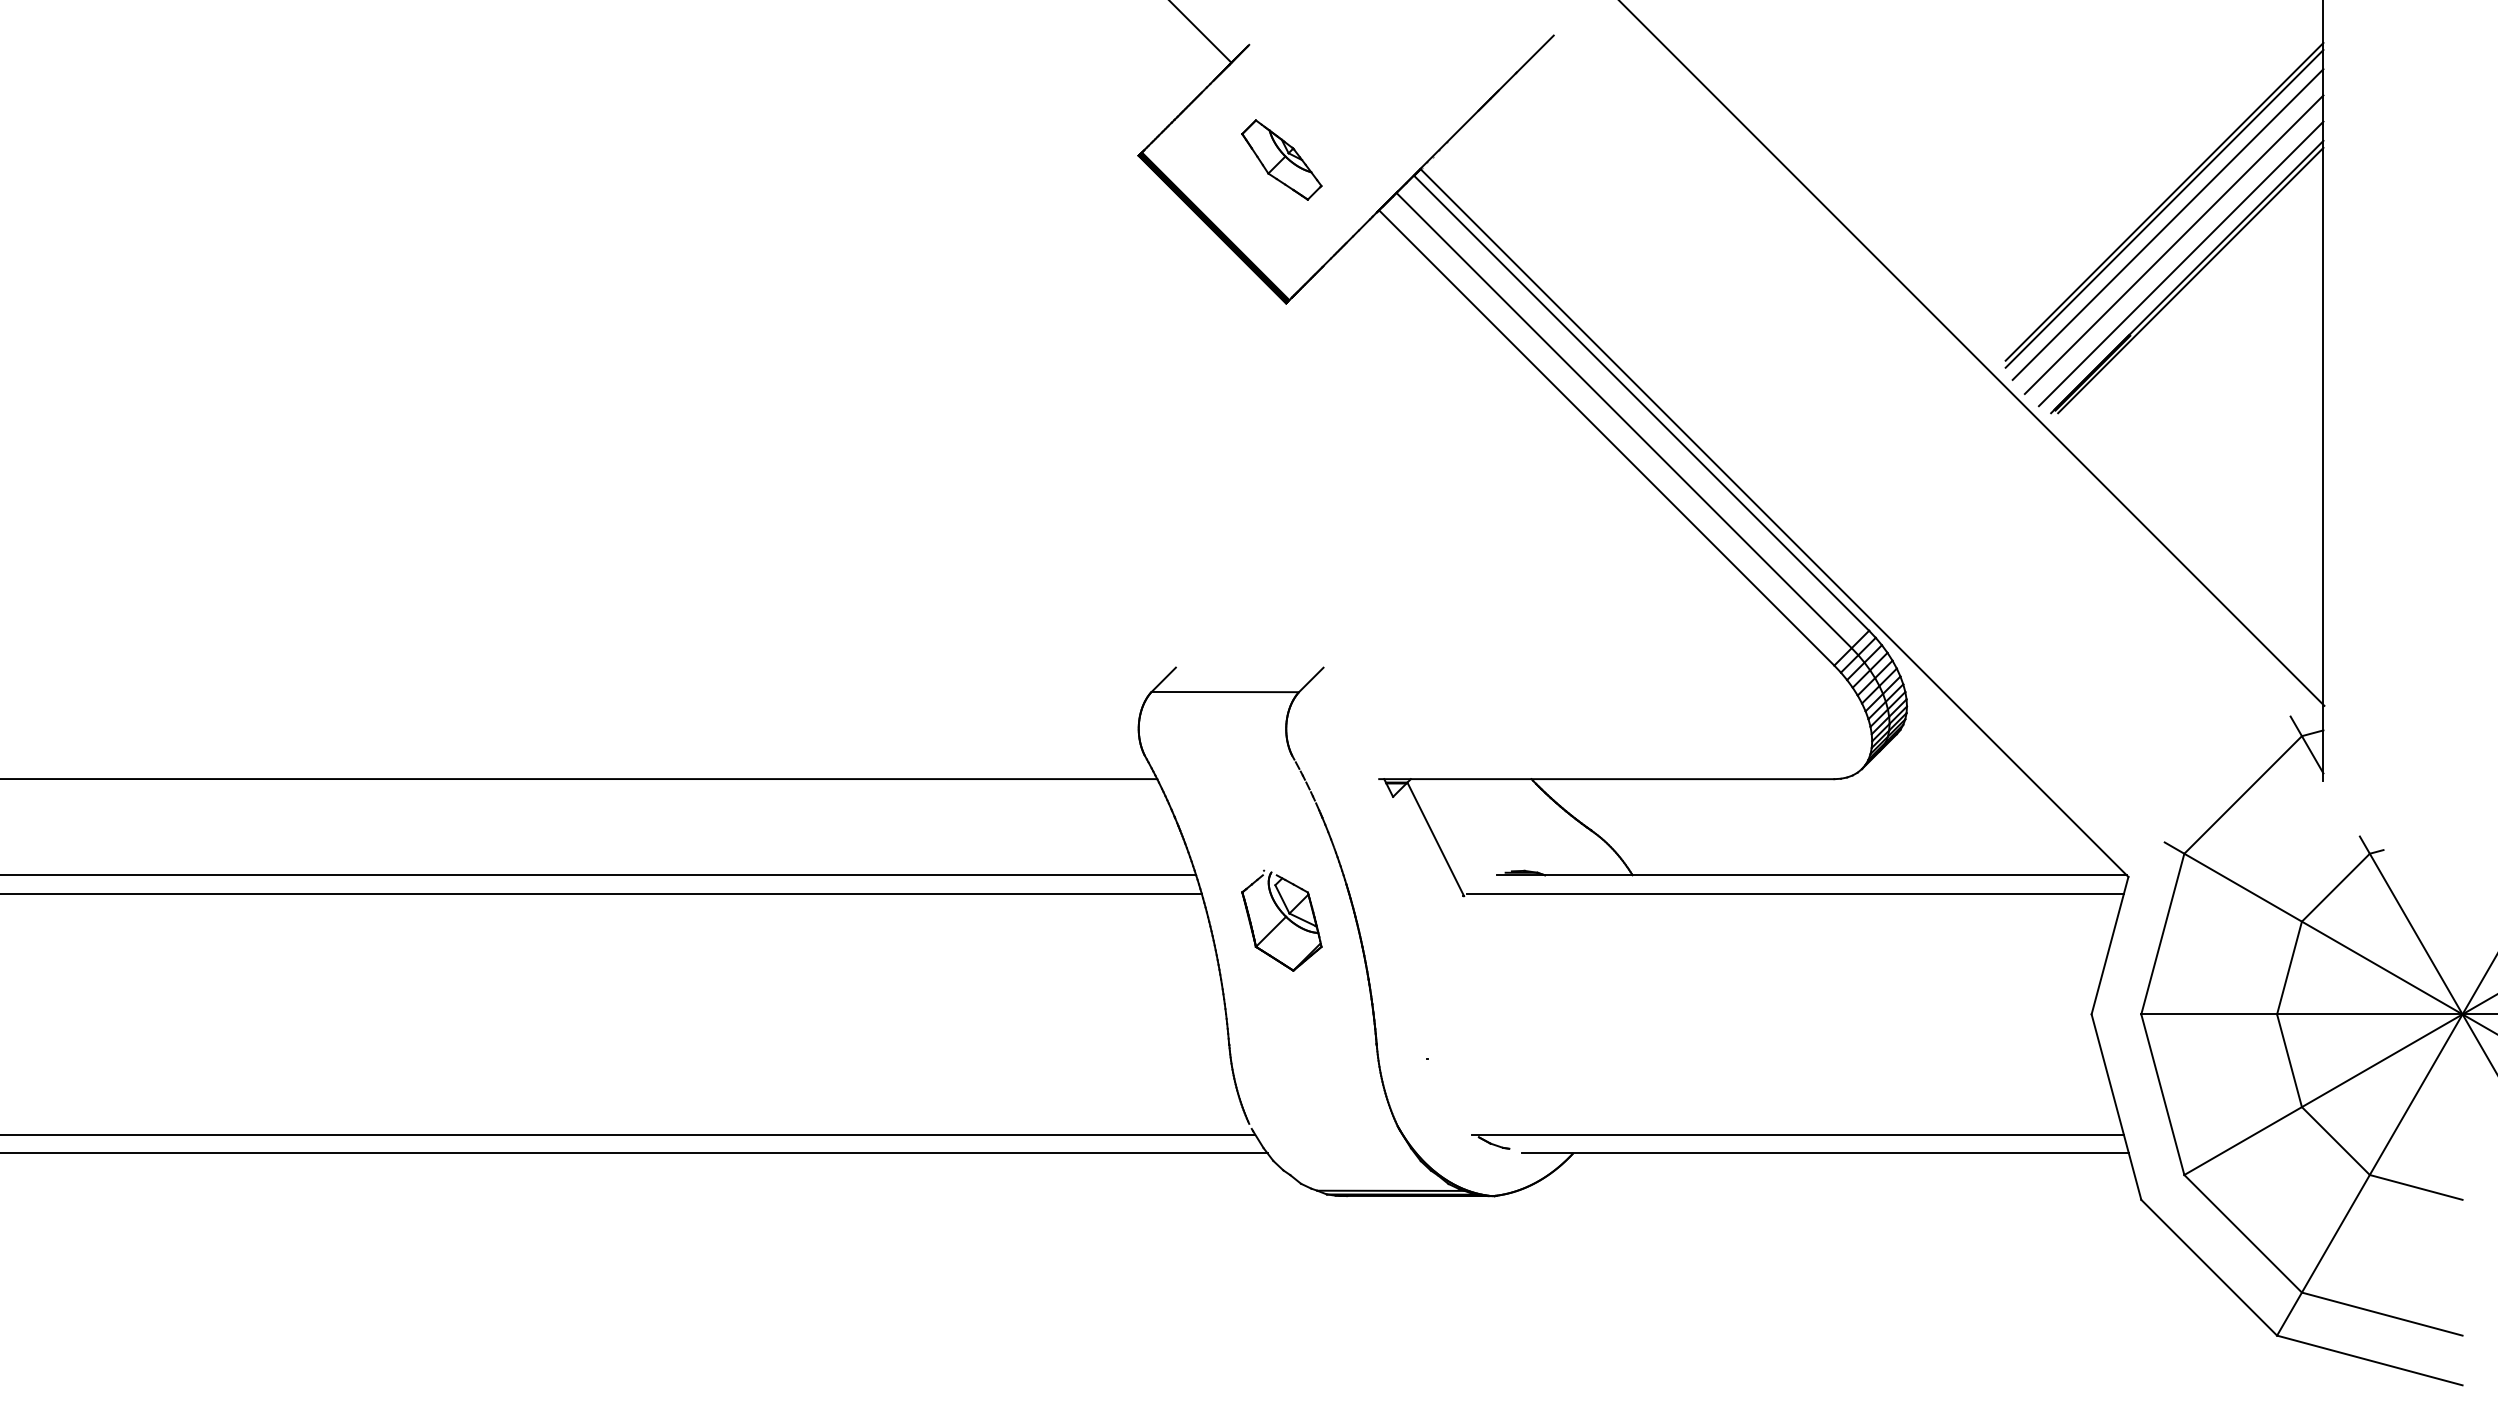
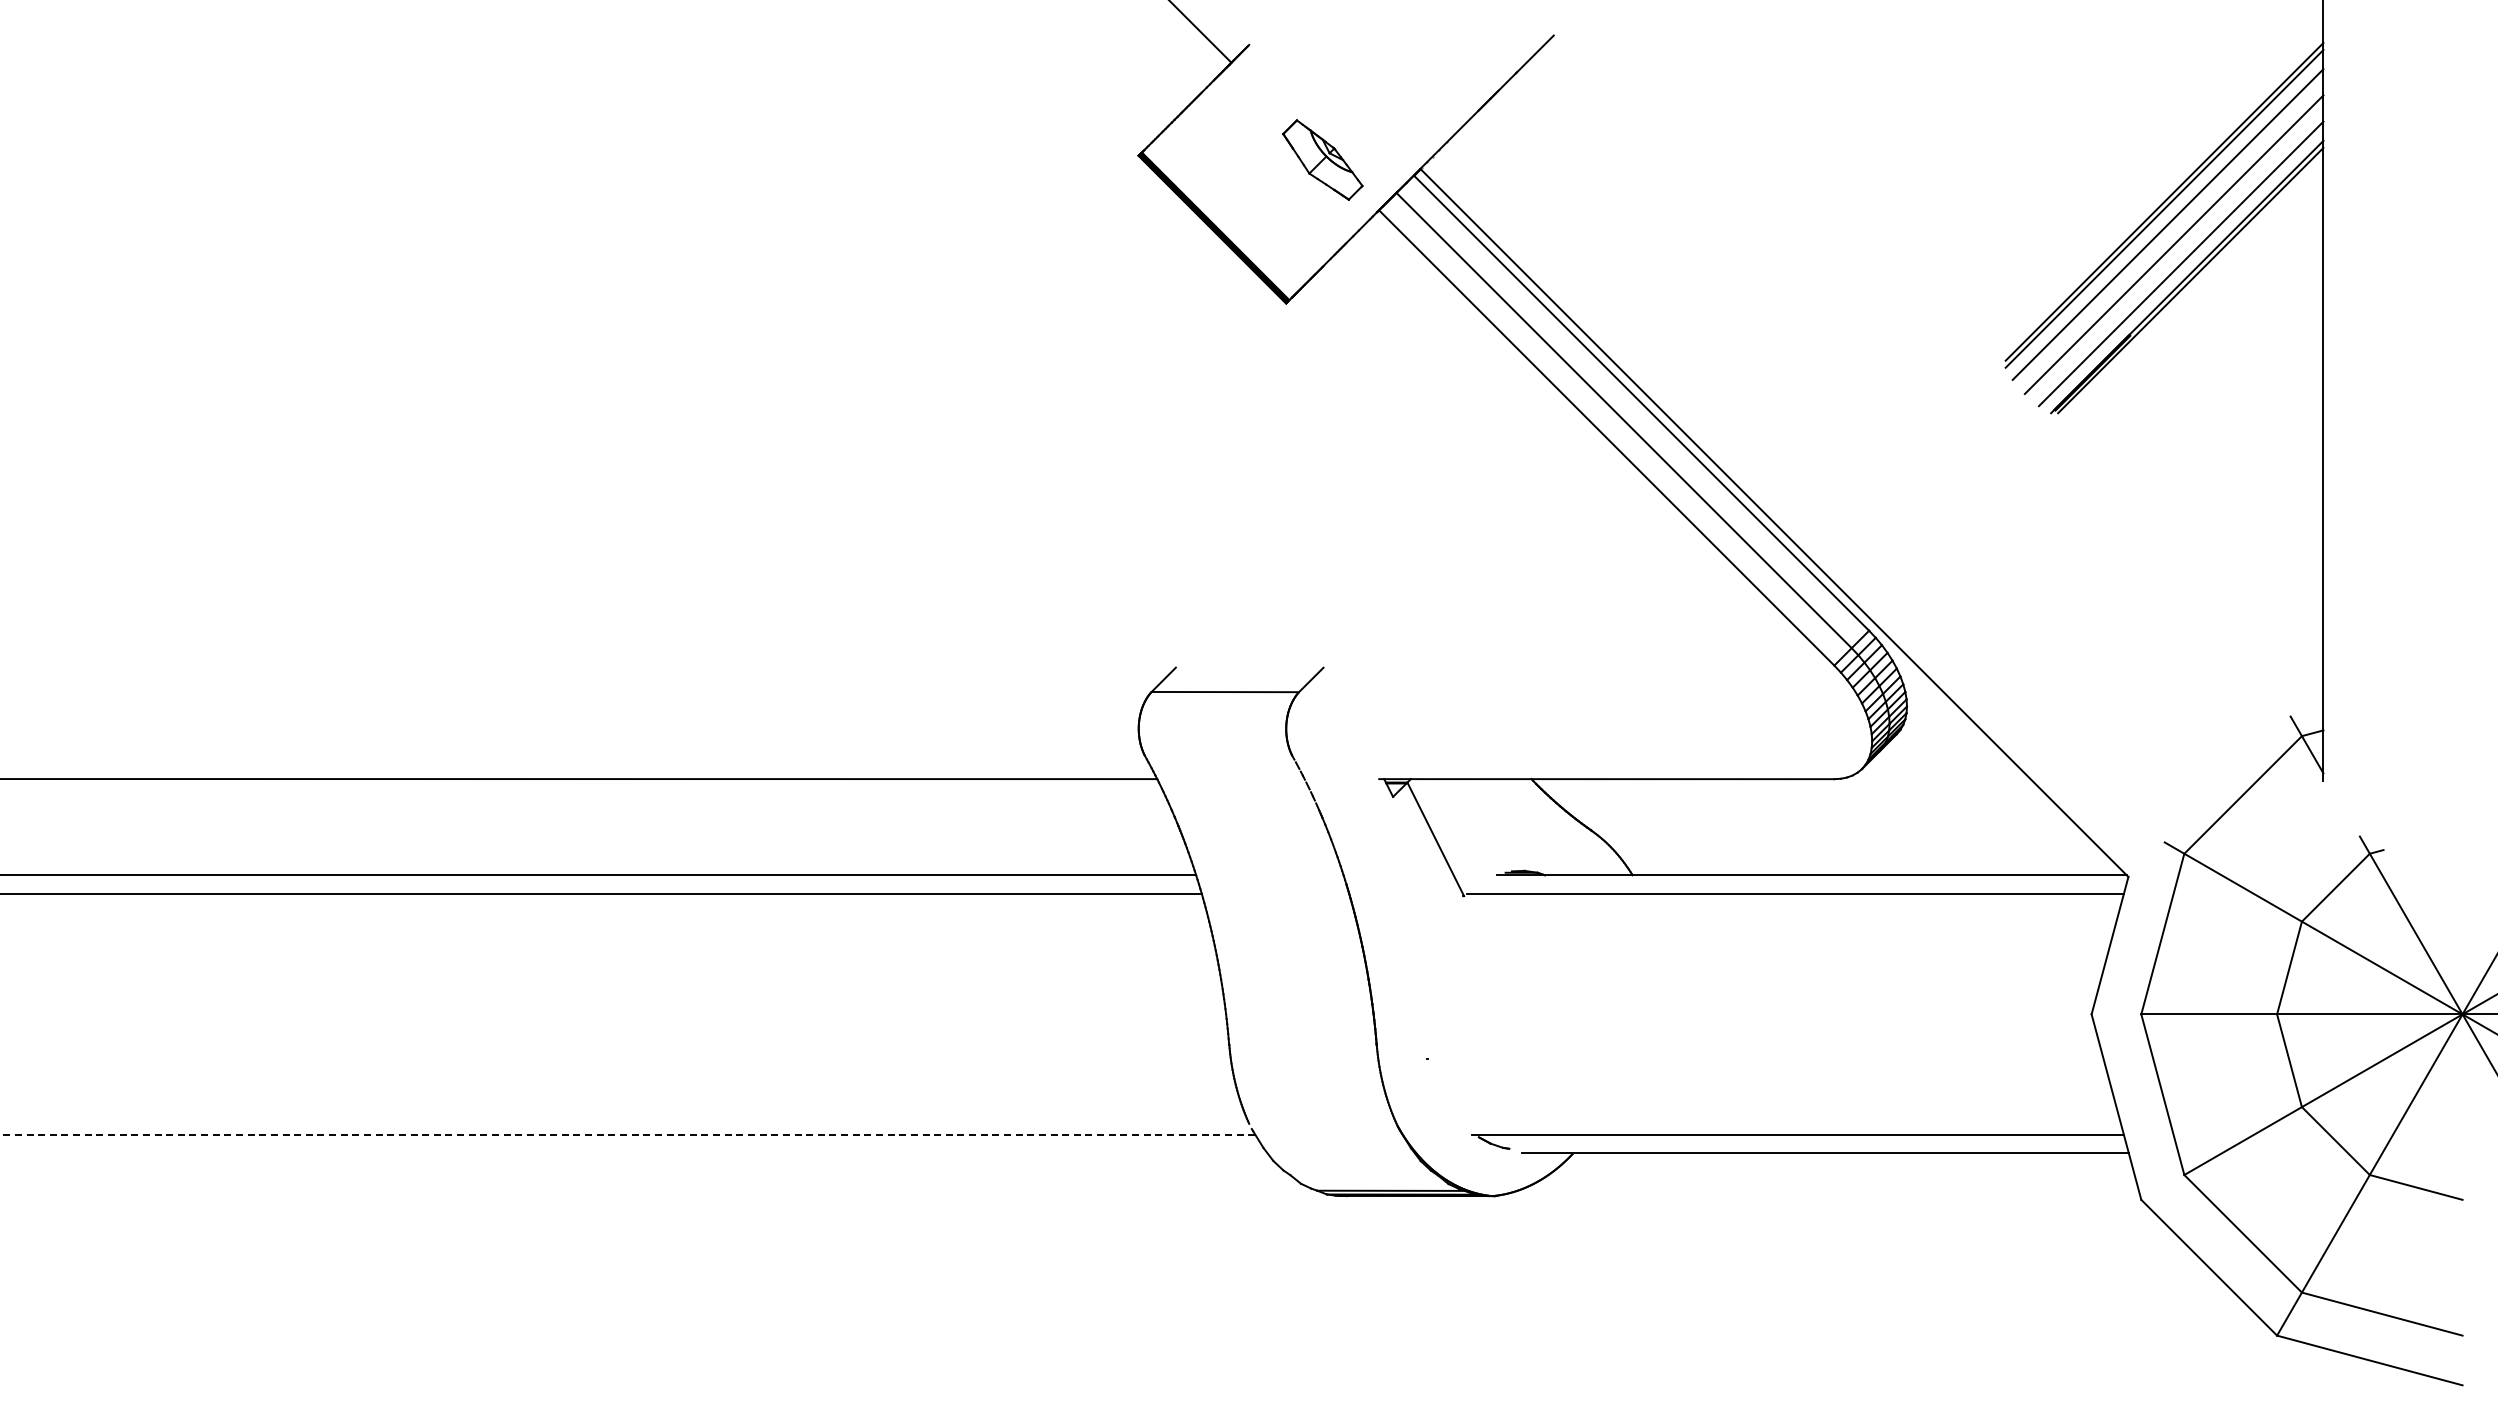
part position: (1281, 159) -> (1322, 159) (1322, 159)
line: present -> none (1972, 353)
part: present -> none (1281, 920)
line: solid -> dashed (627, 1134)
line: present -> none (634, 1153)
